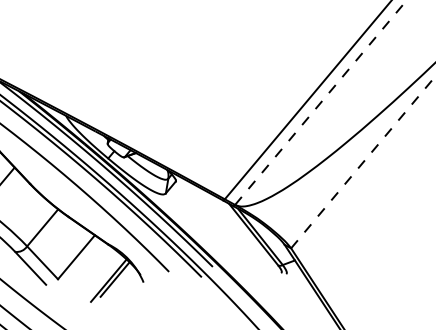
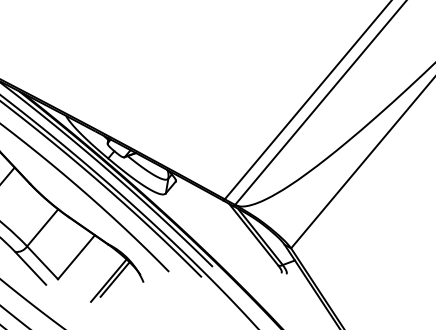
line: dashed -> solid (321, 102)
line: dashed -> solid (363, 161)
